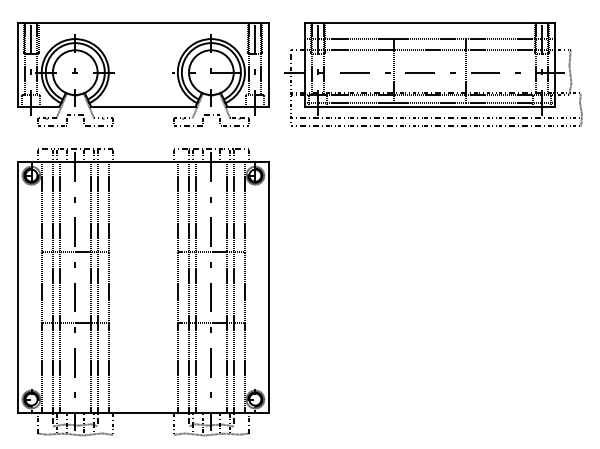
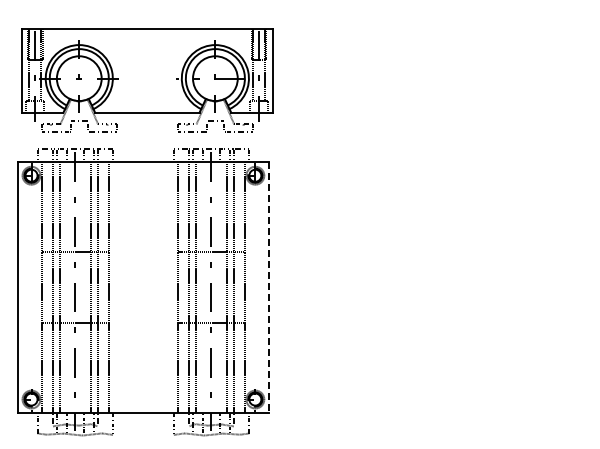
part position: (143, 74) -> (147, 80) (147, 80)
part: present -> none (433, 74)
line: solid -> dashed (268, 288)
